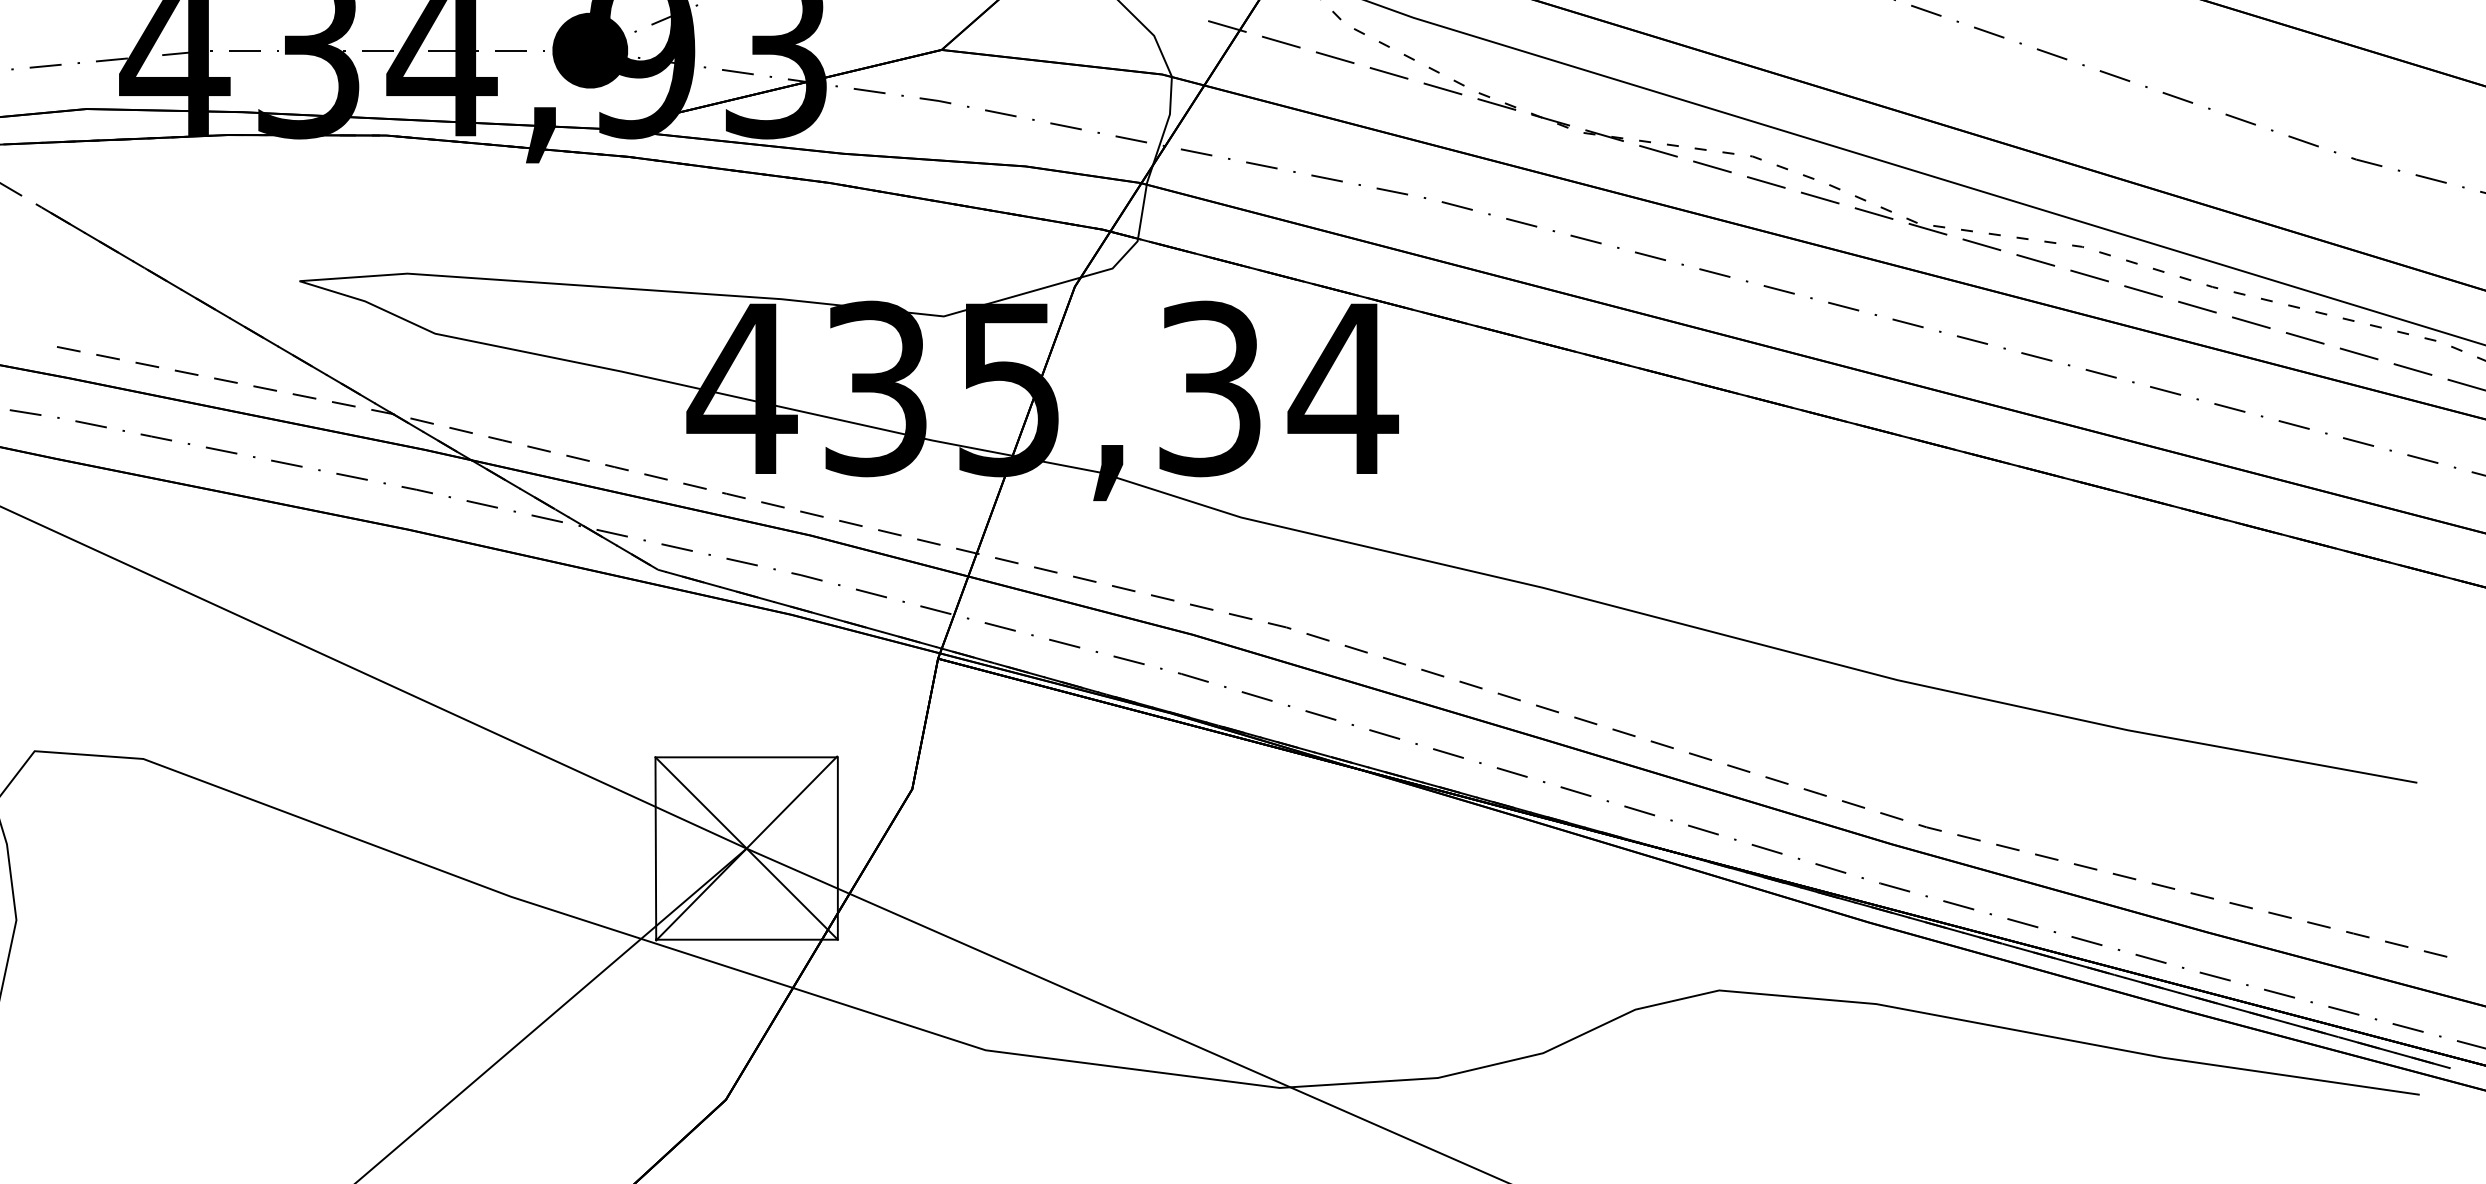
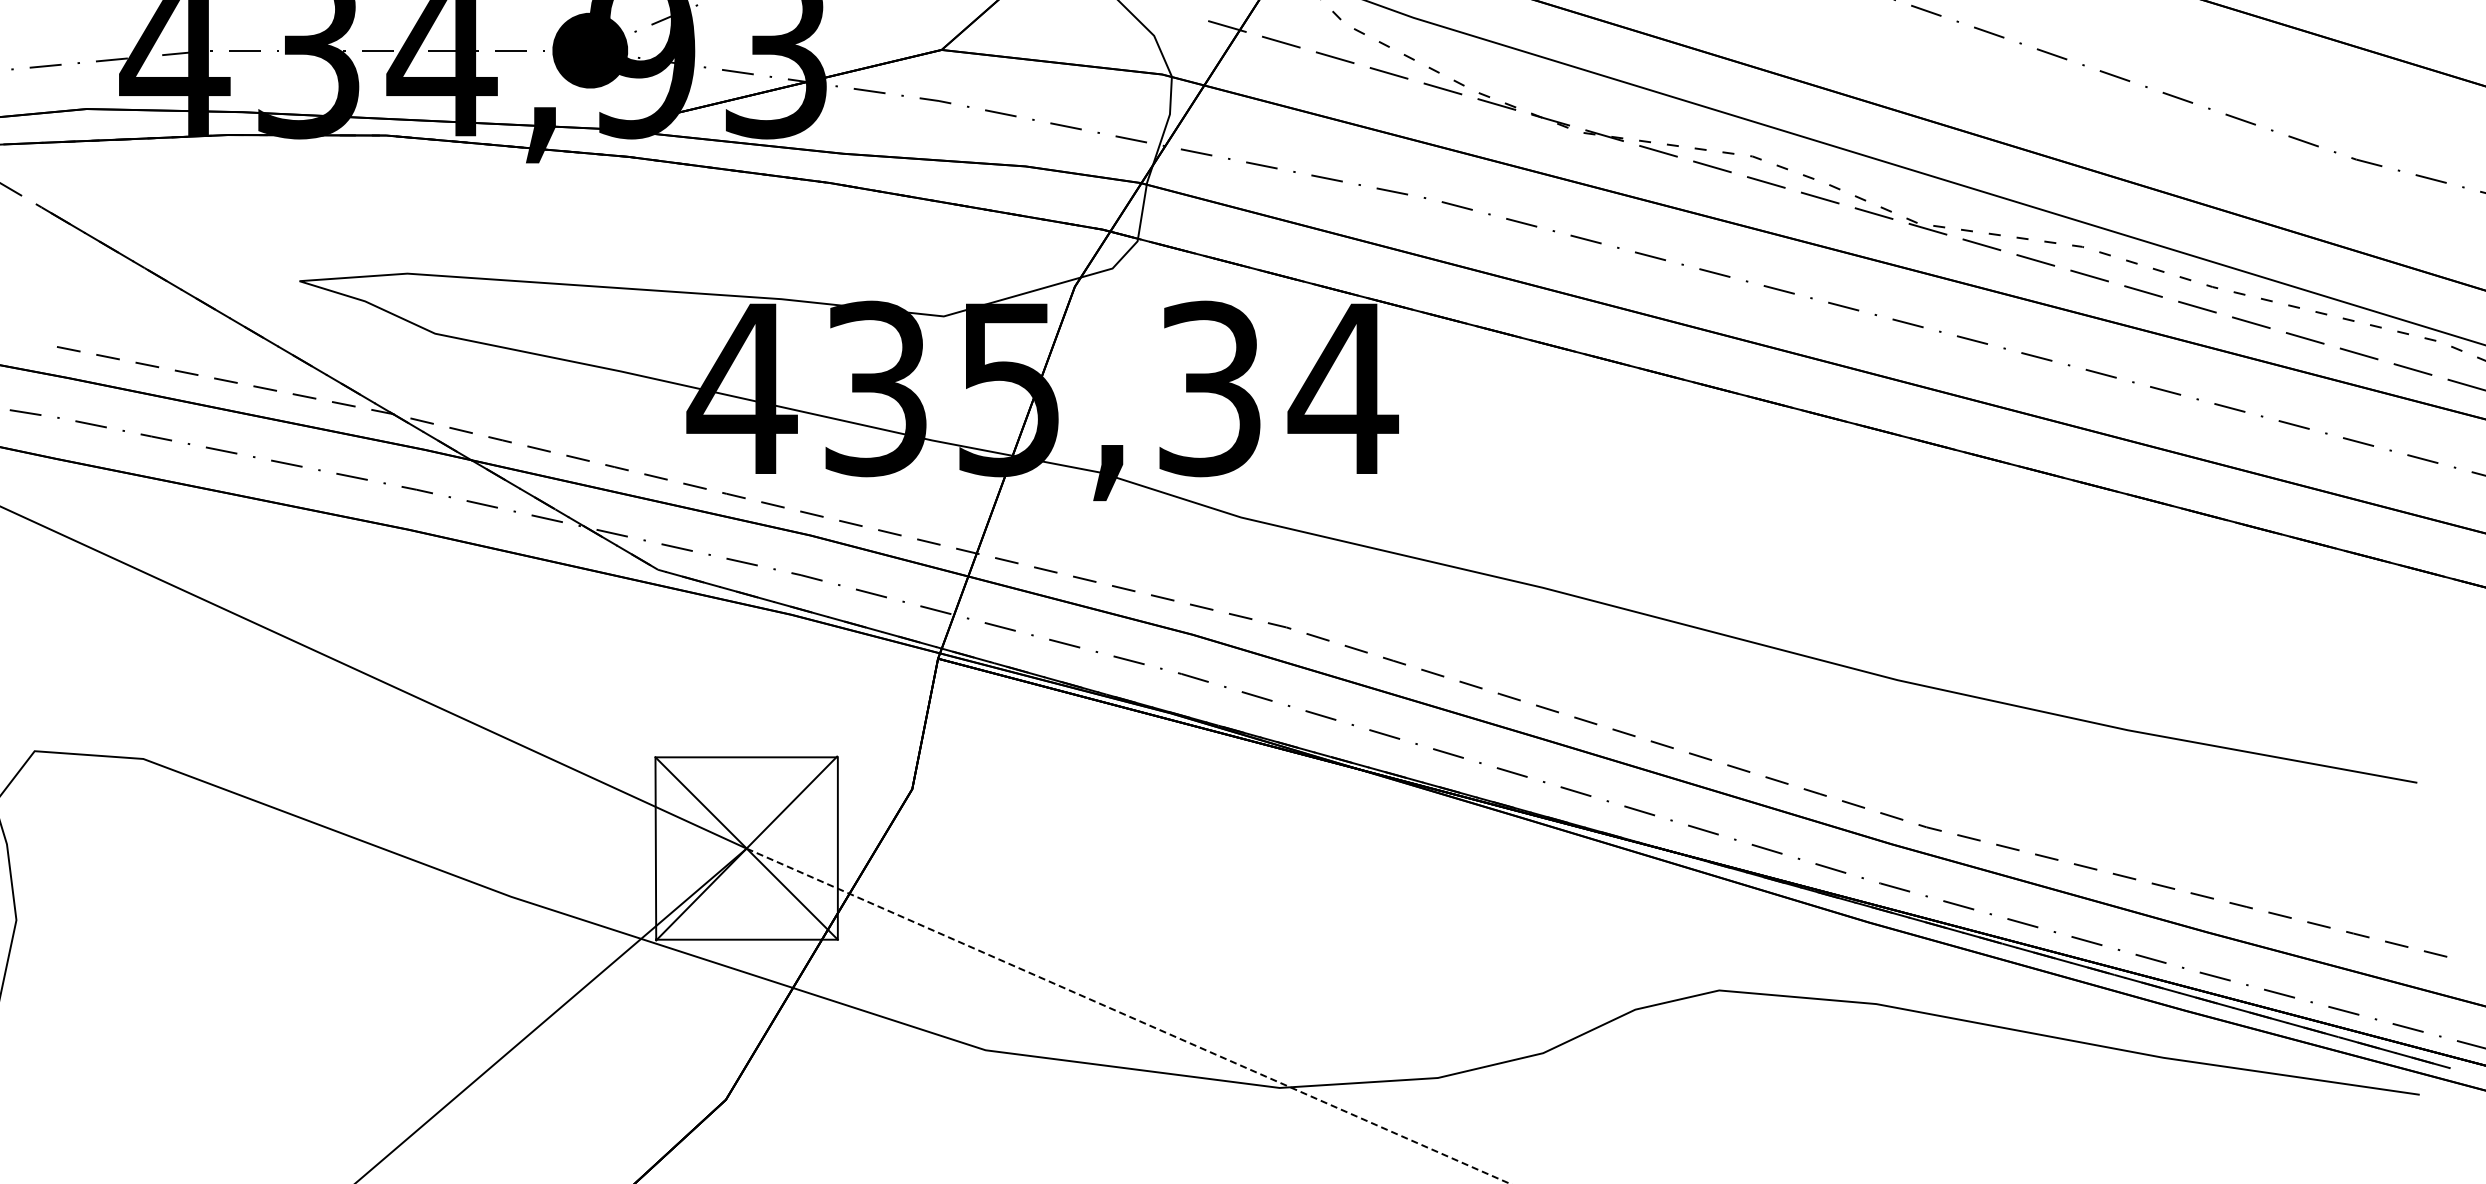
line: solid -> dashed (1128, 1016)
